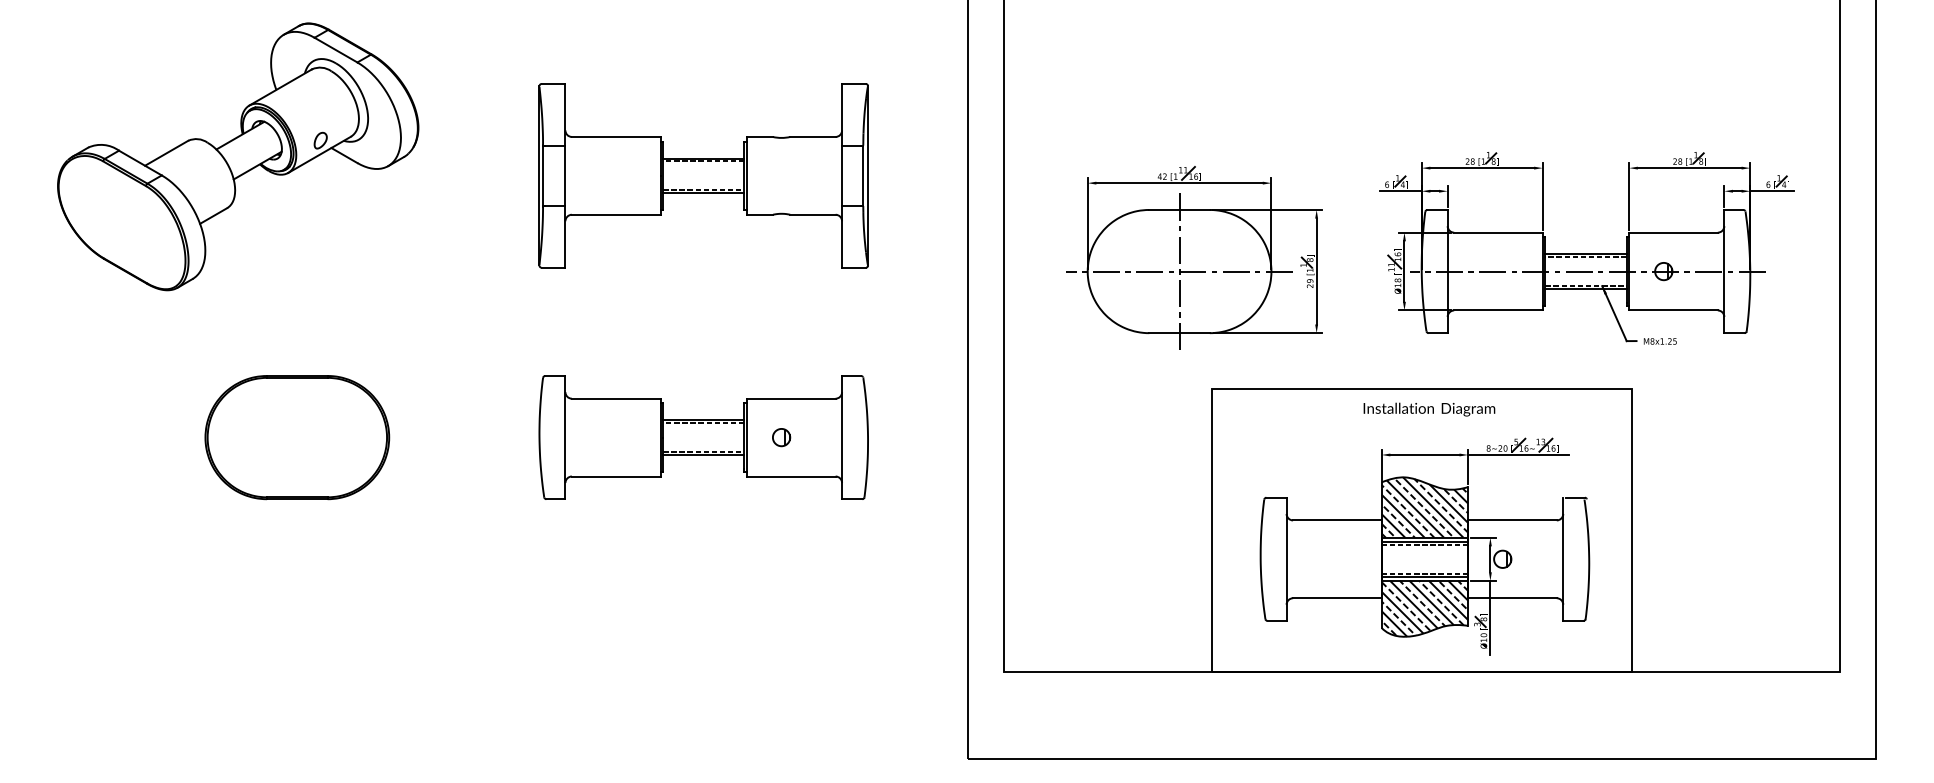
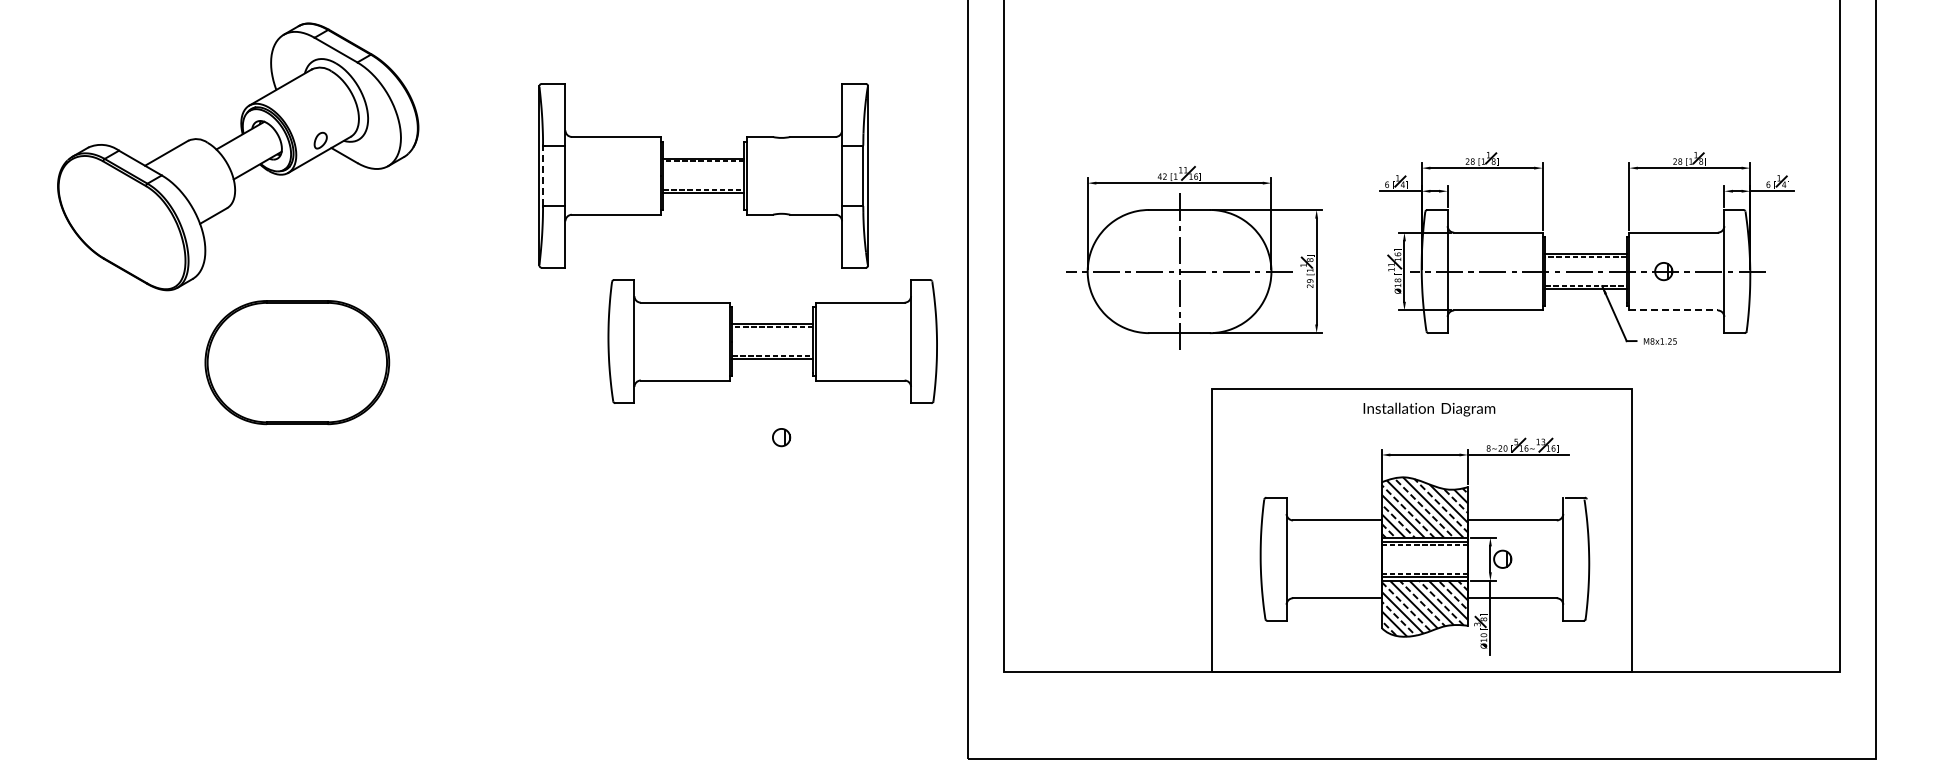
line: solid -> dashed (543, 175)
line: solid -> dashed (1674, 310)
part position: (297, 437) -> (297, 362) (297, 362)
part position: (703, 437) -> (772, 341) (772, 341)
